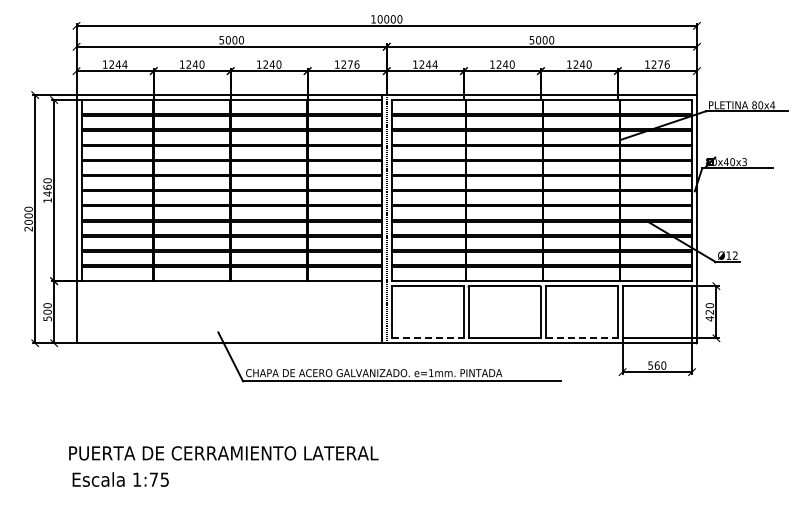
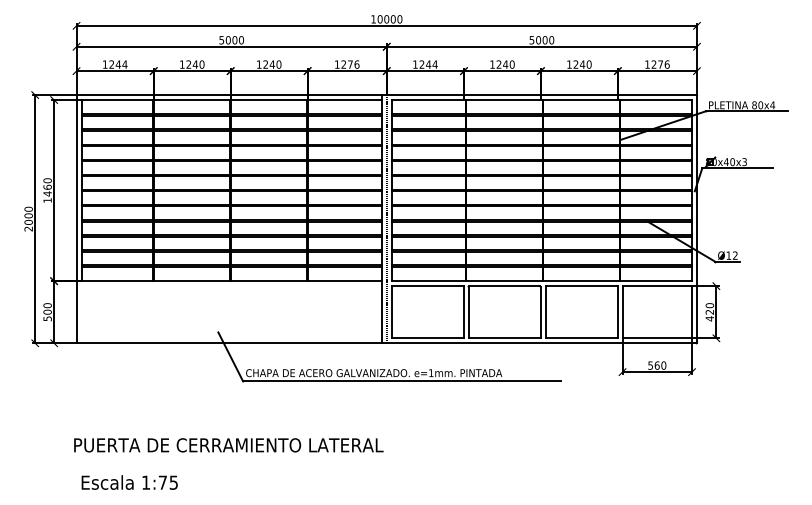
line: dashed -> solid (427, 338)
line: dashed -> solid (581, 338)
text position: (223, 453) -> (228, 445) (228, 445)
text position: (120, 479) -> (129, 482) (129, 482)
